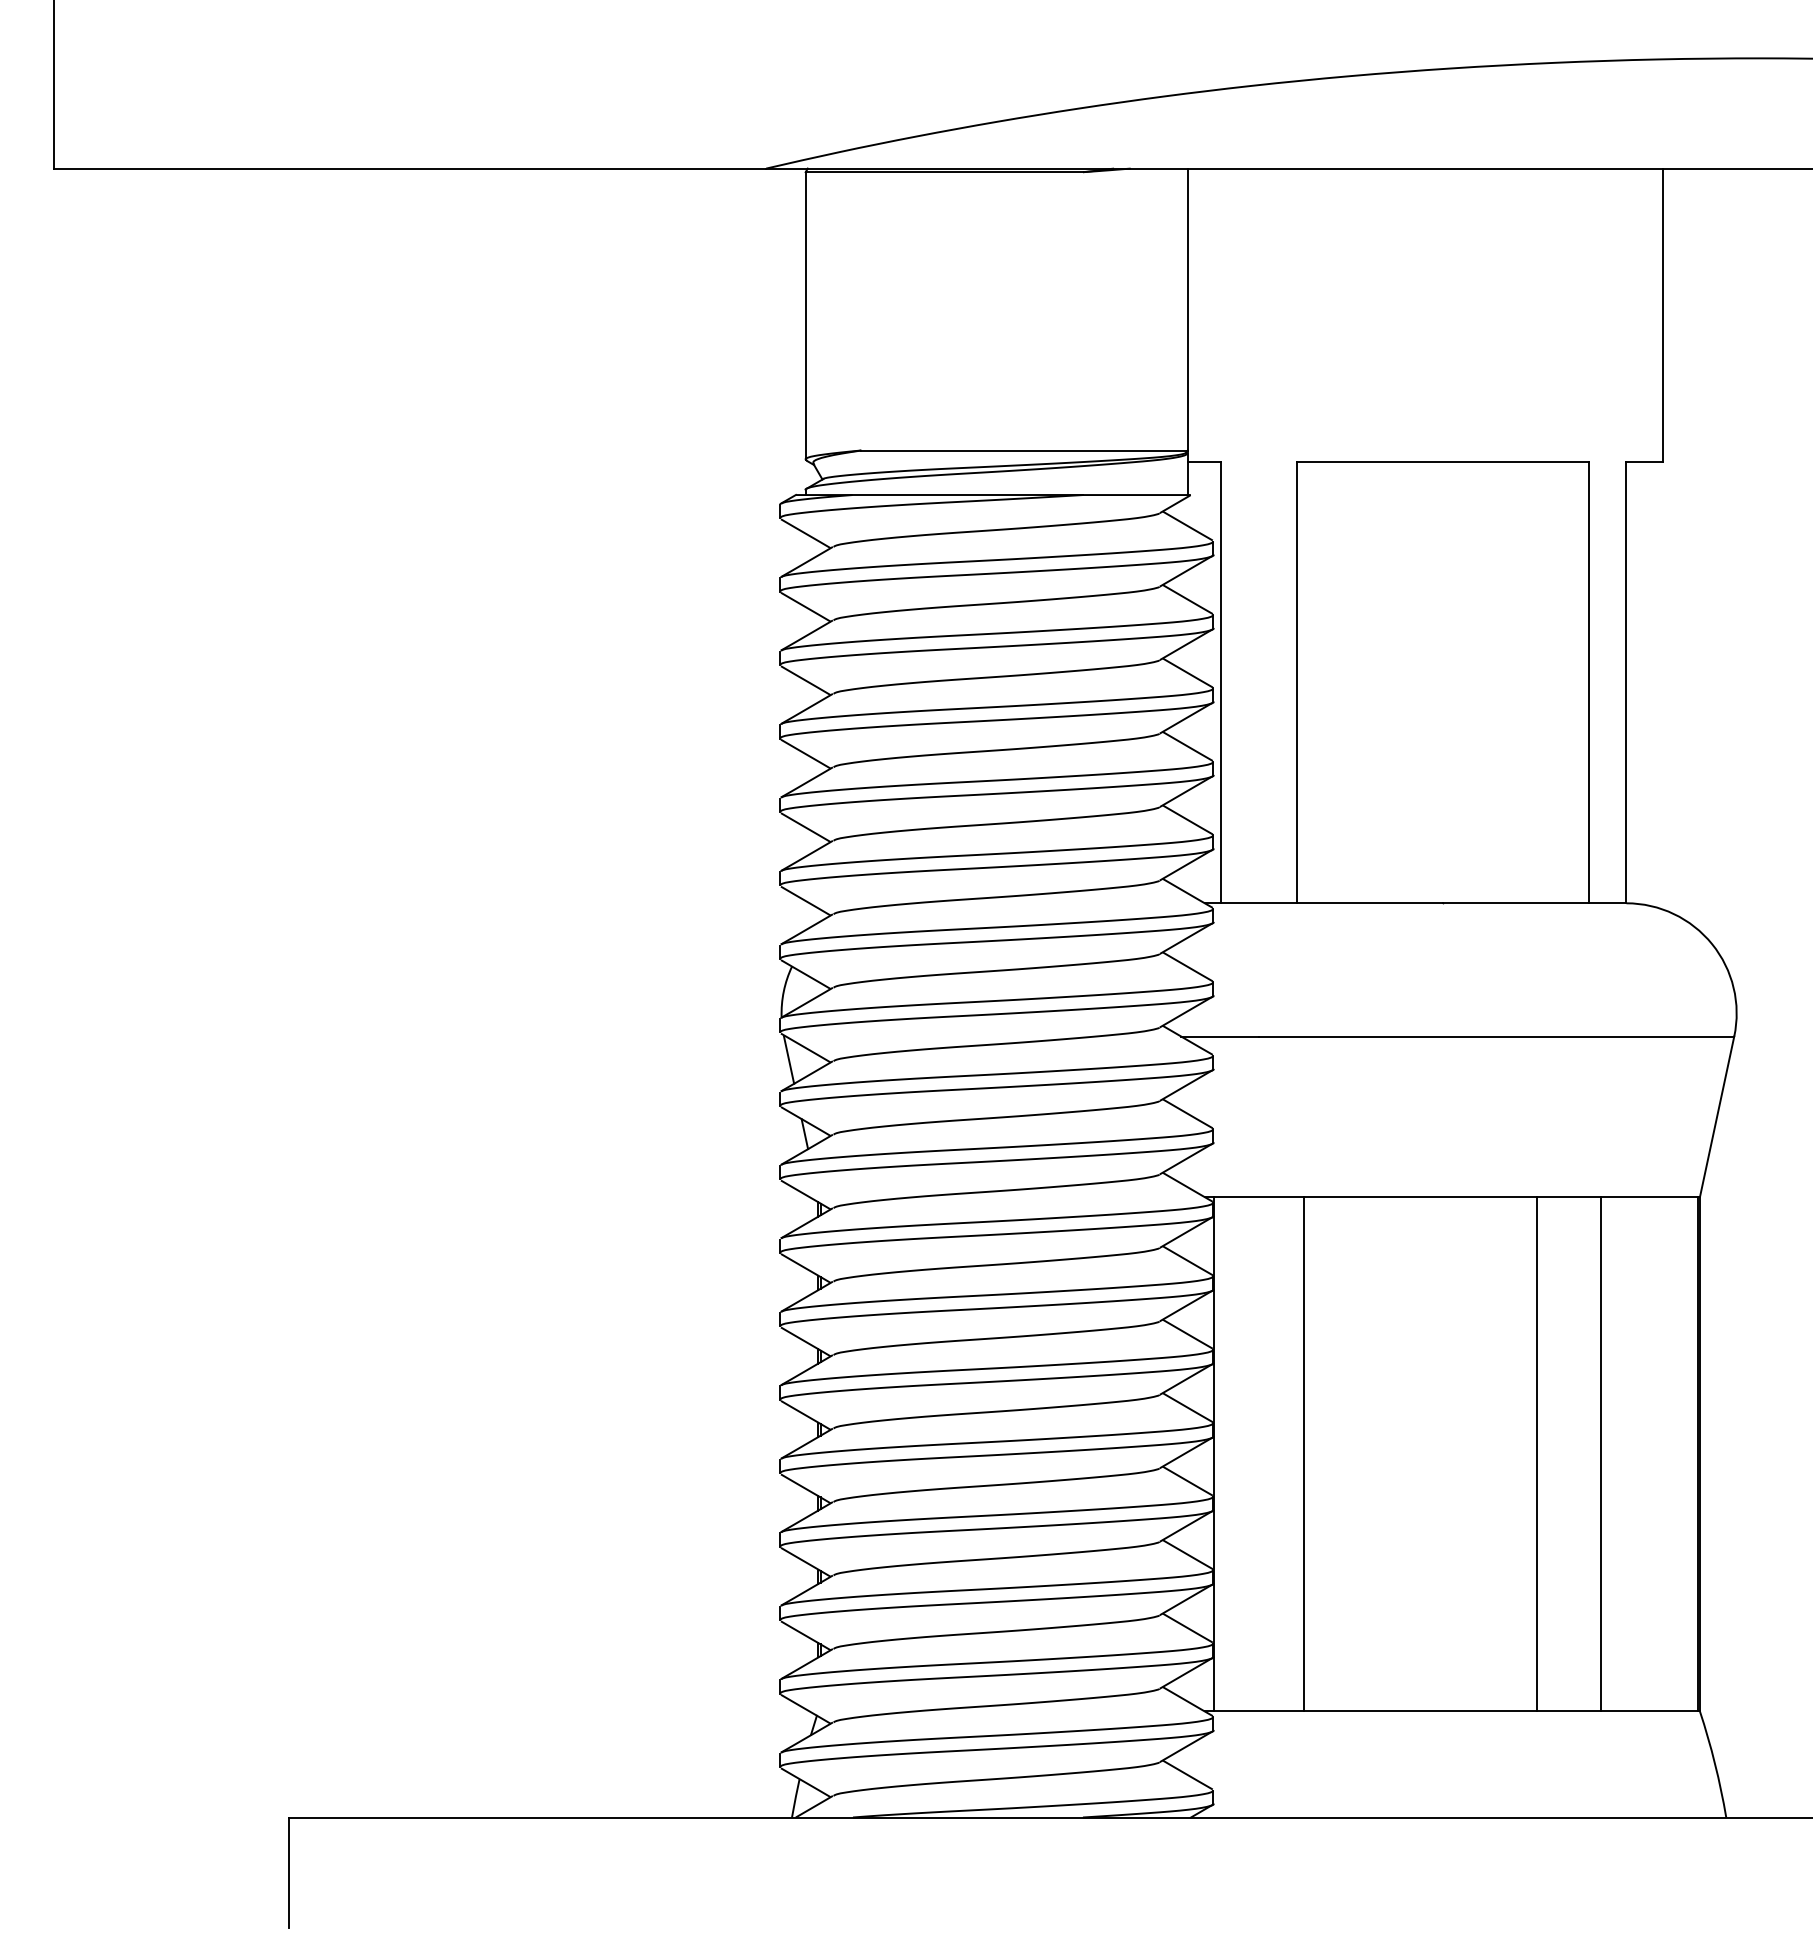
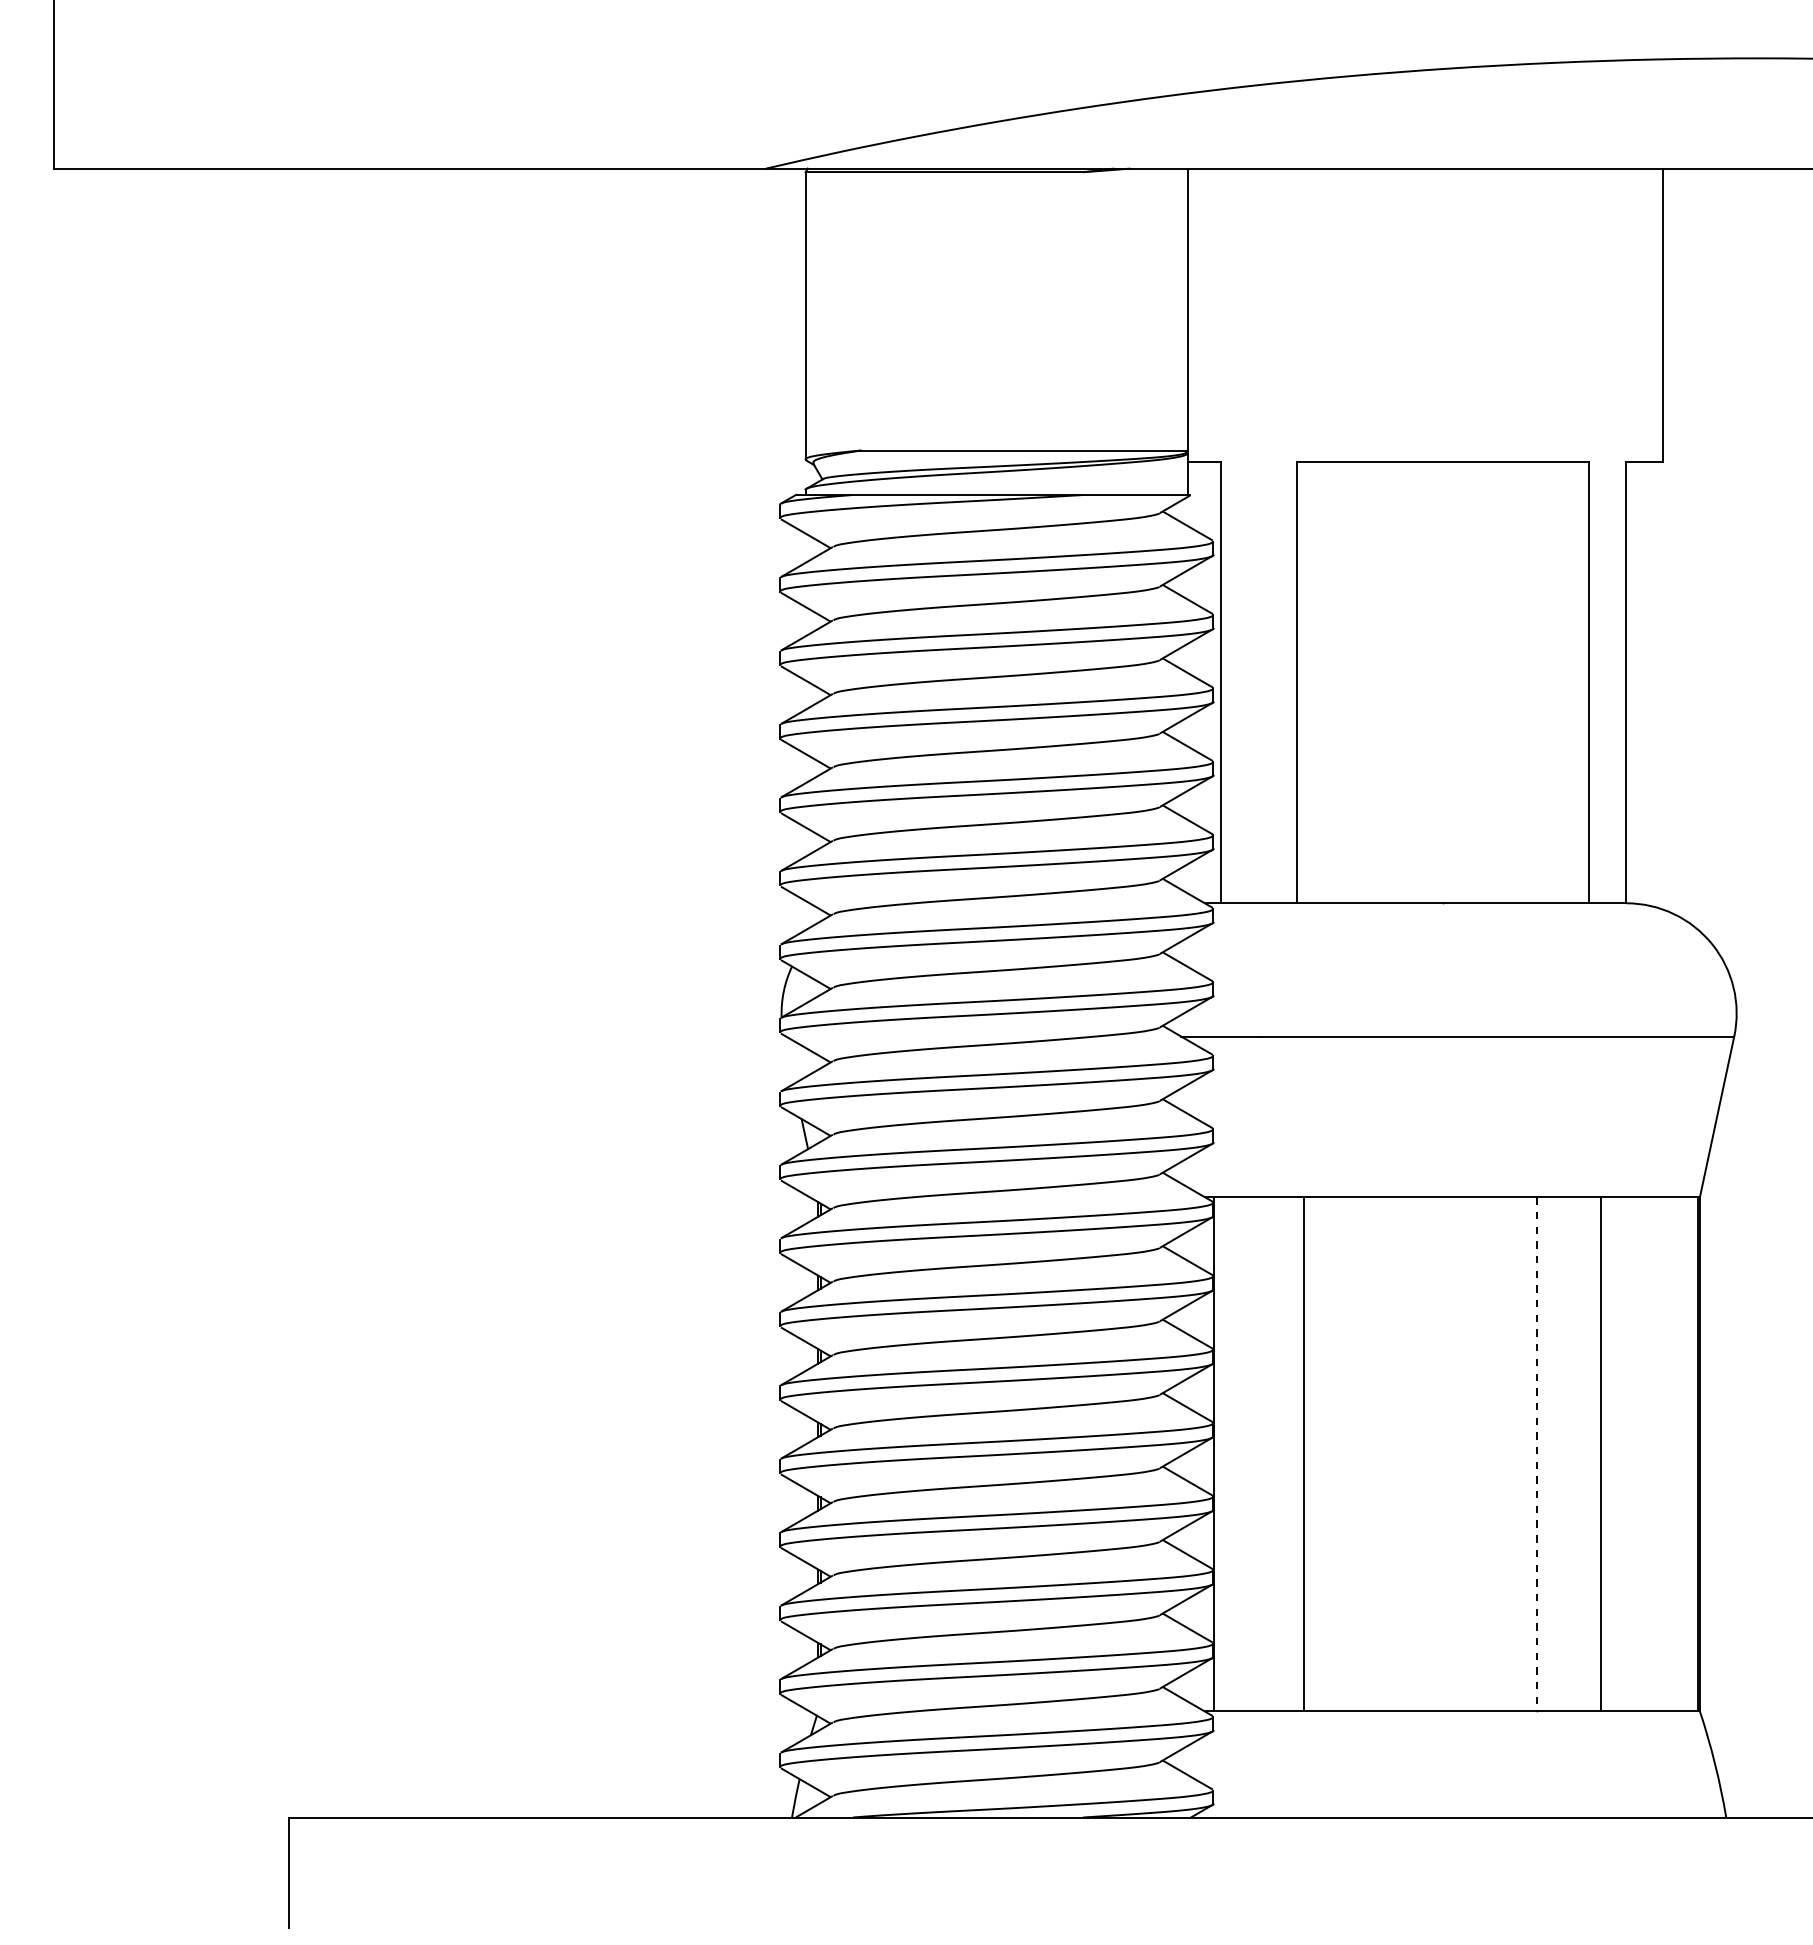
line: present -> none (789, 1059)
line: solid -> dashed (1537, 1454)
